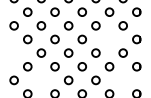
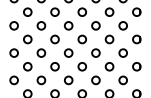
circle: none -> present (109, 39)
circle: none -> present (13, 52)
circle: none -> present (41, 80)
circle: none -> present (122, 80)
